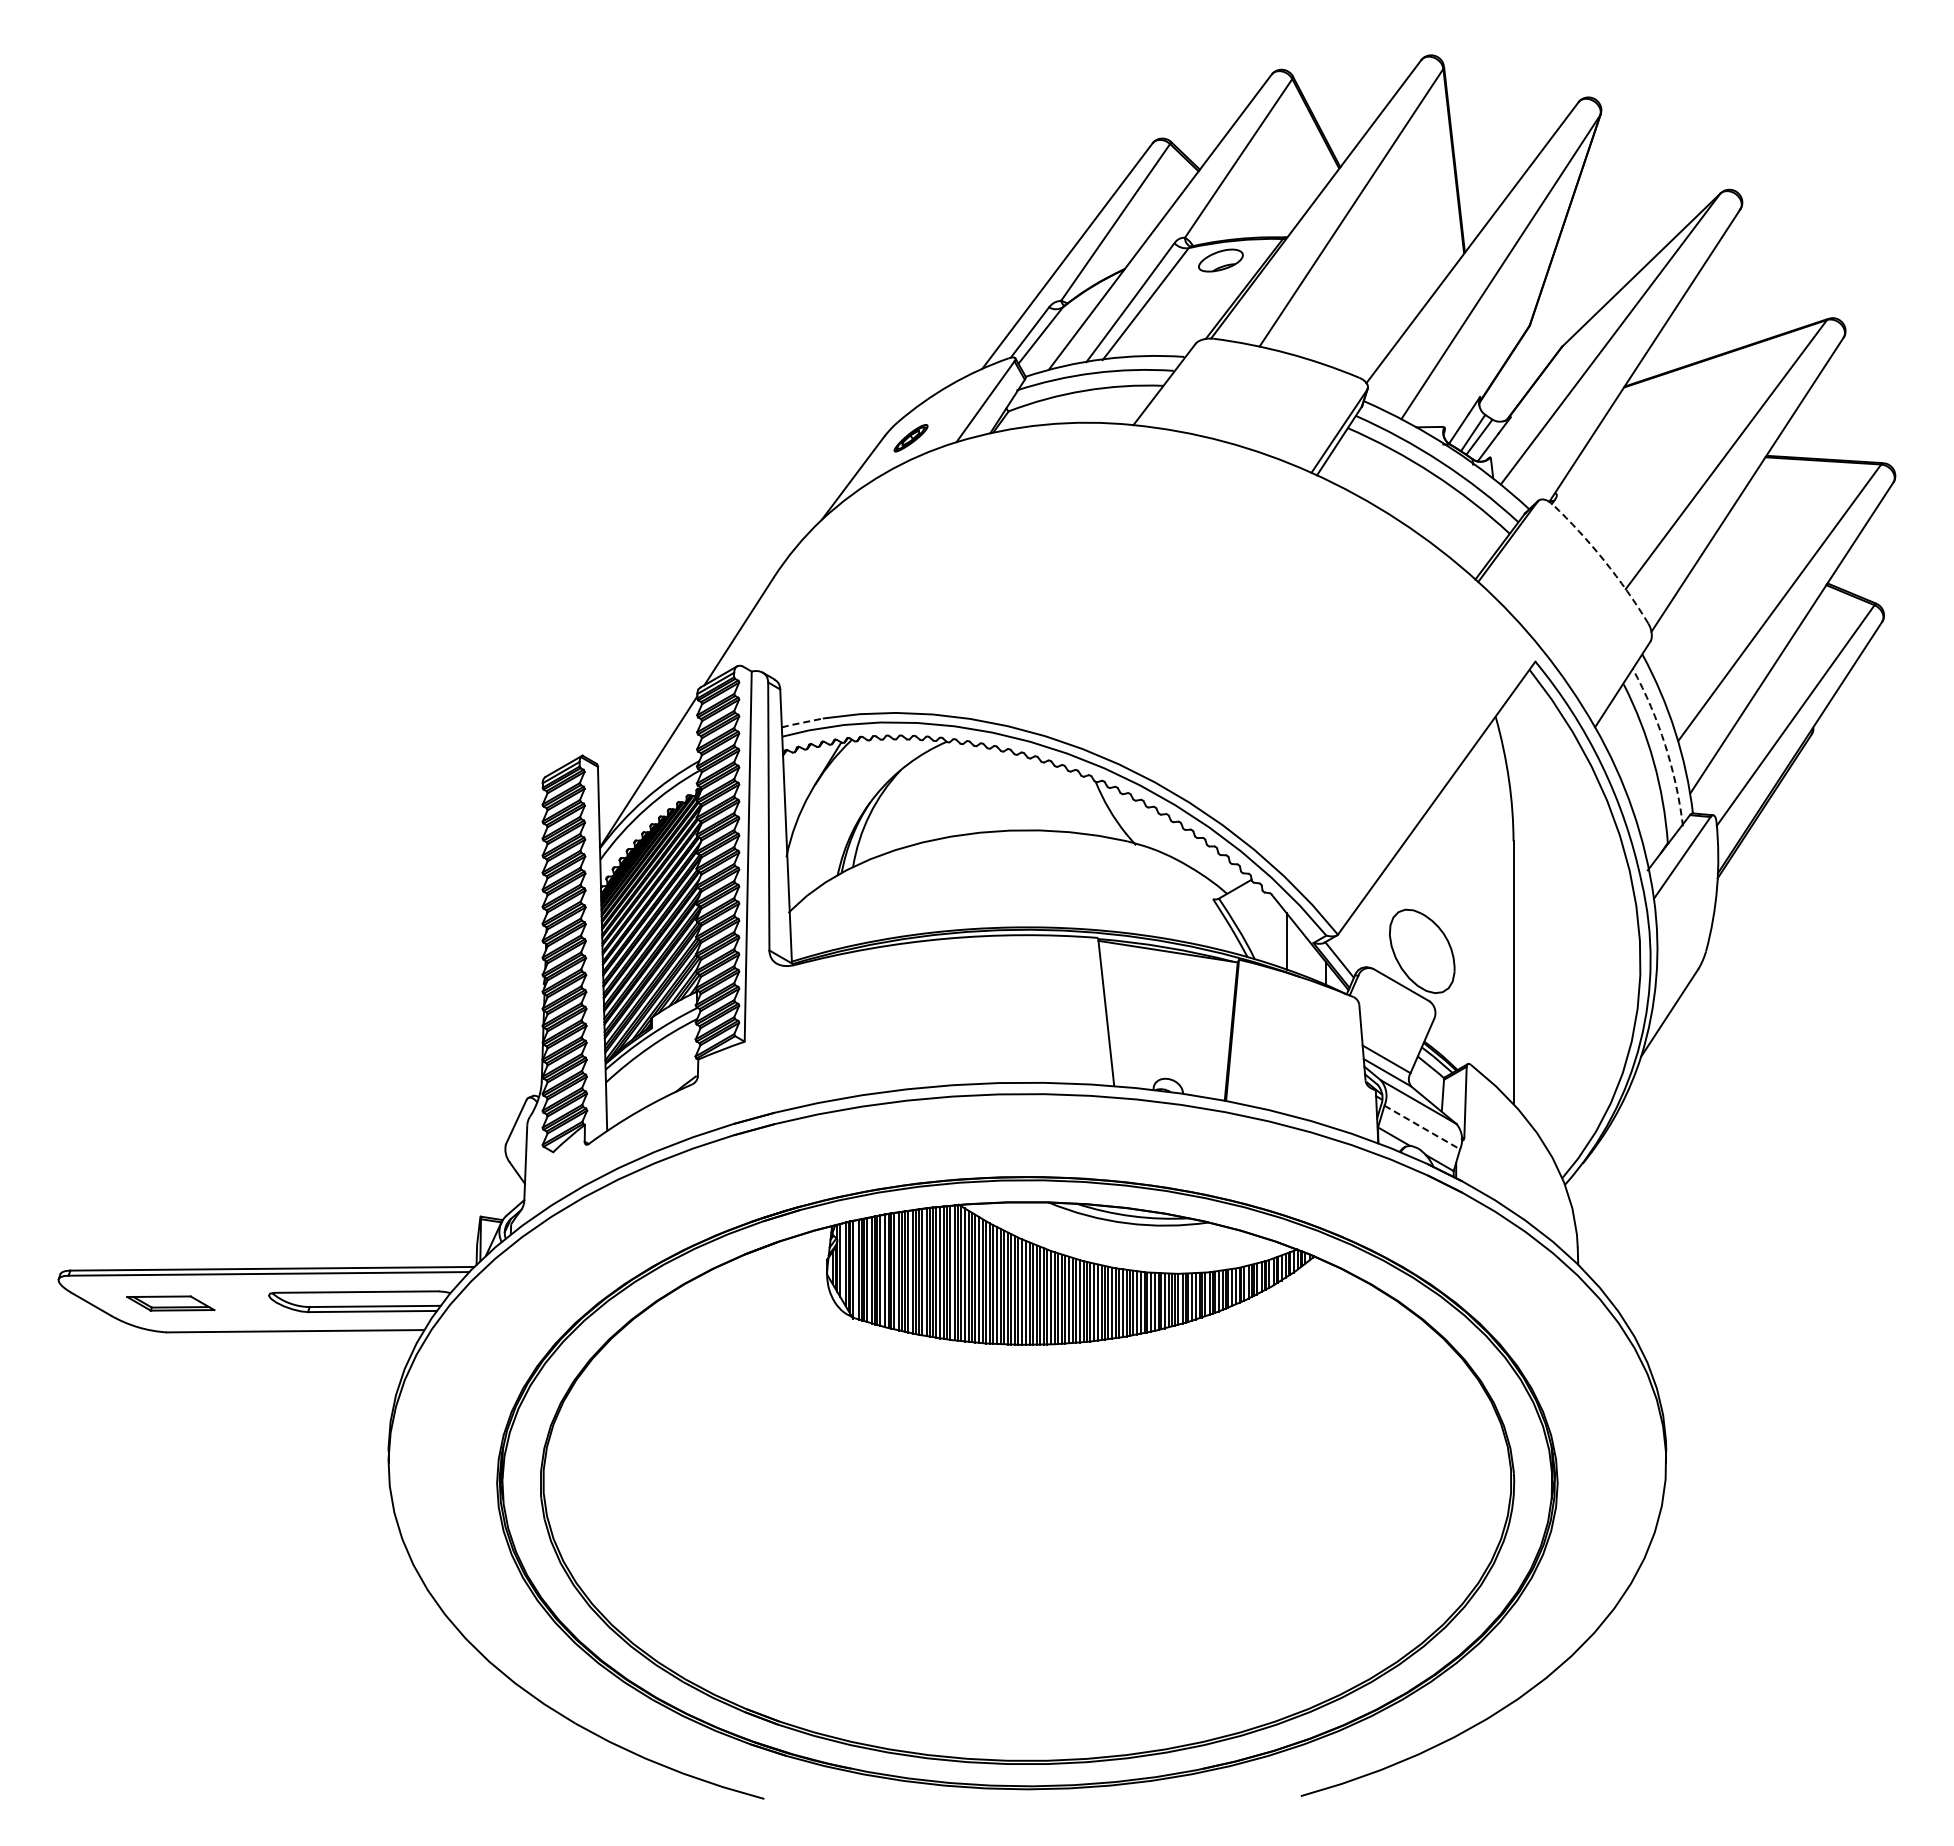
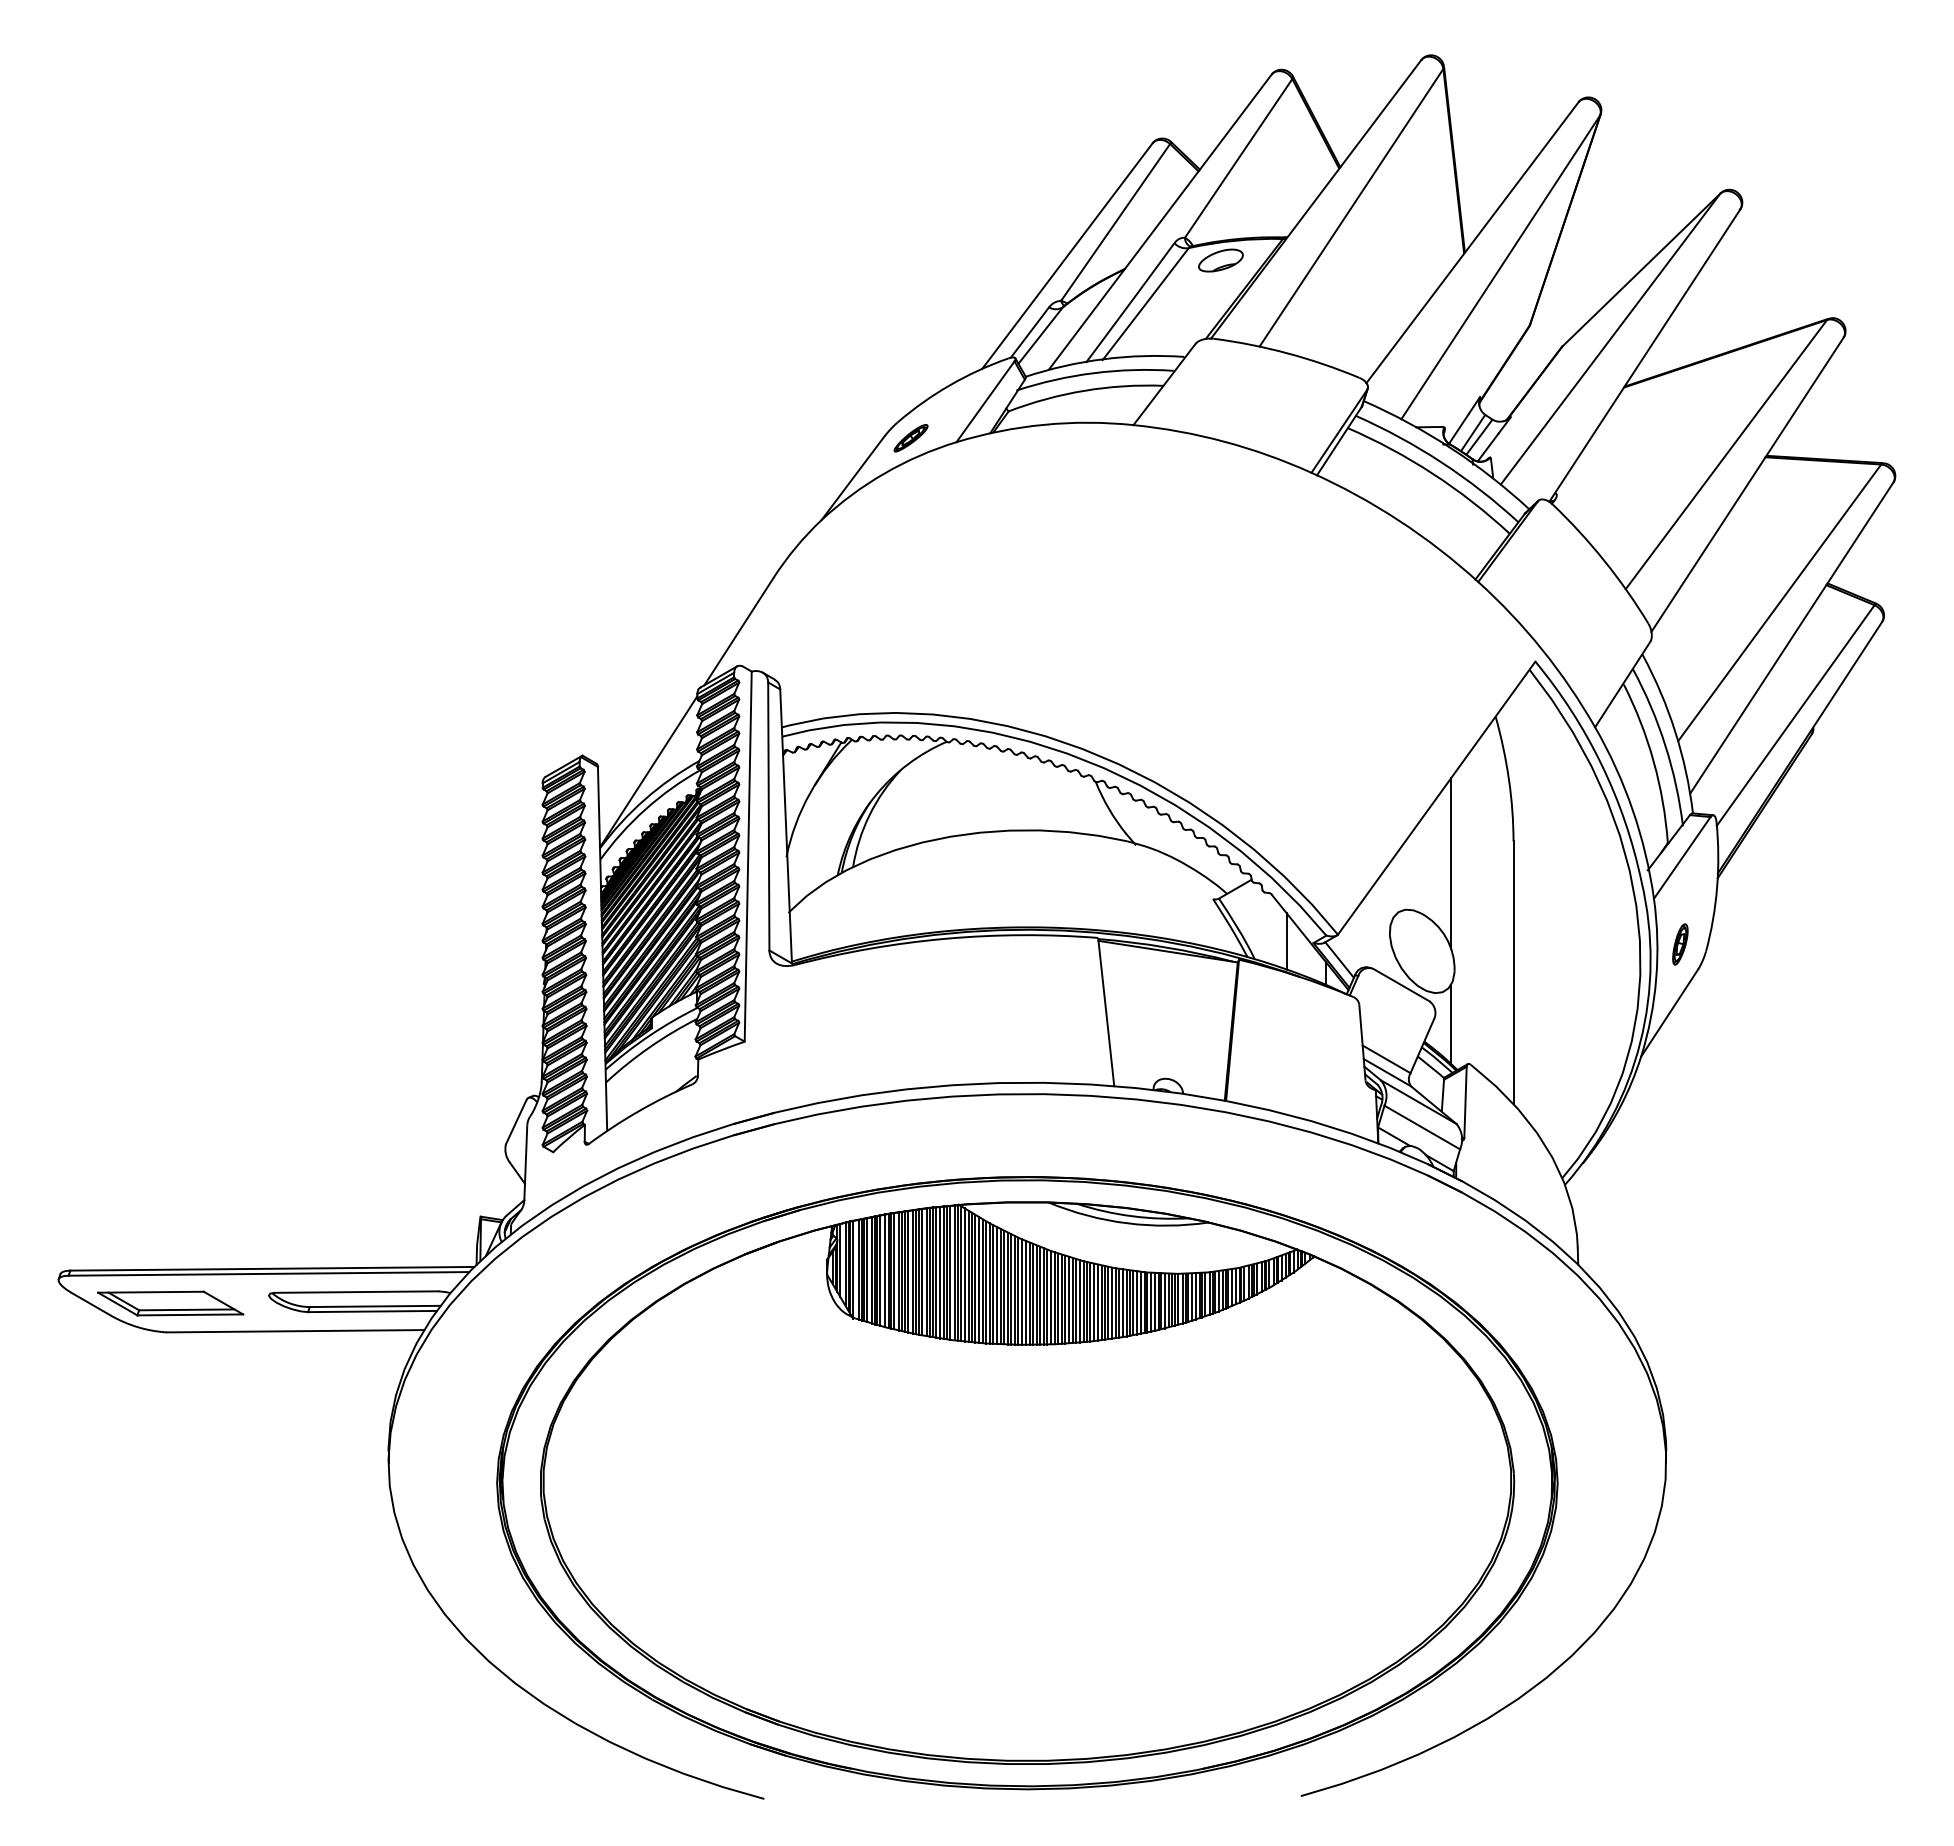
arc: dashed -> solid (1604, 560)
line: dashed -> solid (801, 722)
arc: dashed -> solid (1665, 745)
line: none -> present (1451, 863)
part: none -> present (1680, 944)
line: none -> present (1451, 1024)
line: dashed -> solid (1422, 1127)
part size: 90x17 px -> 148x27 px (170, 1303)
